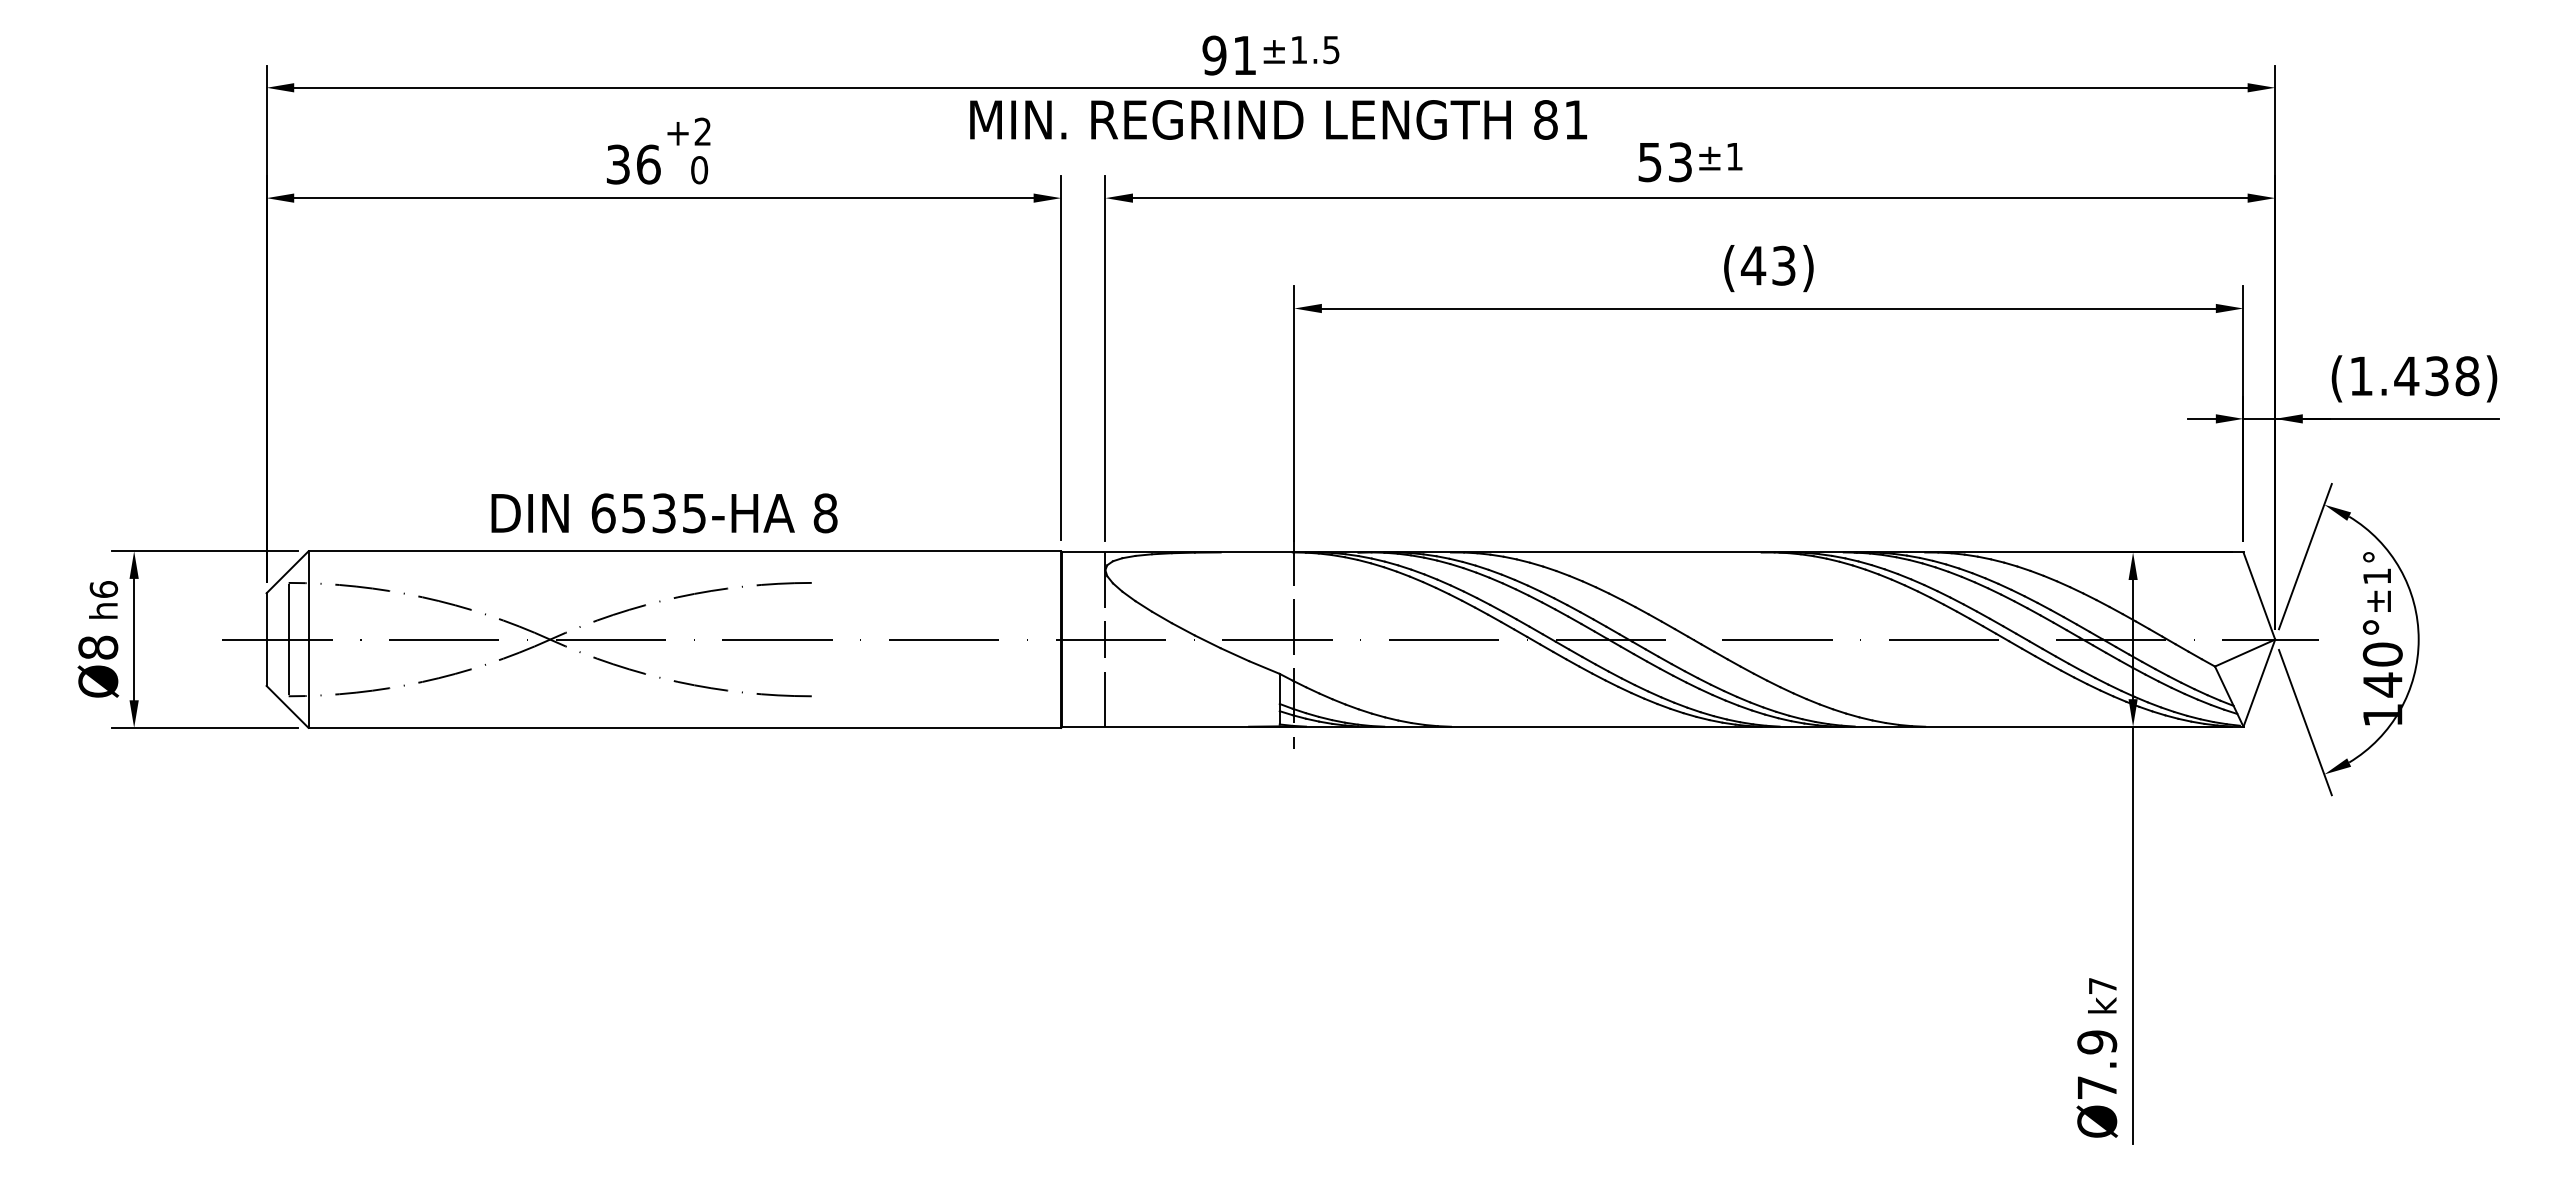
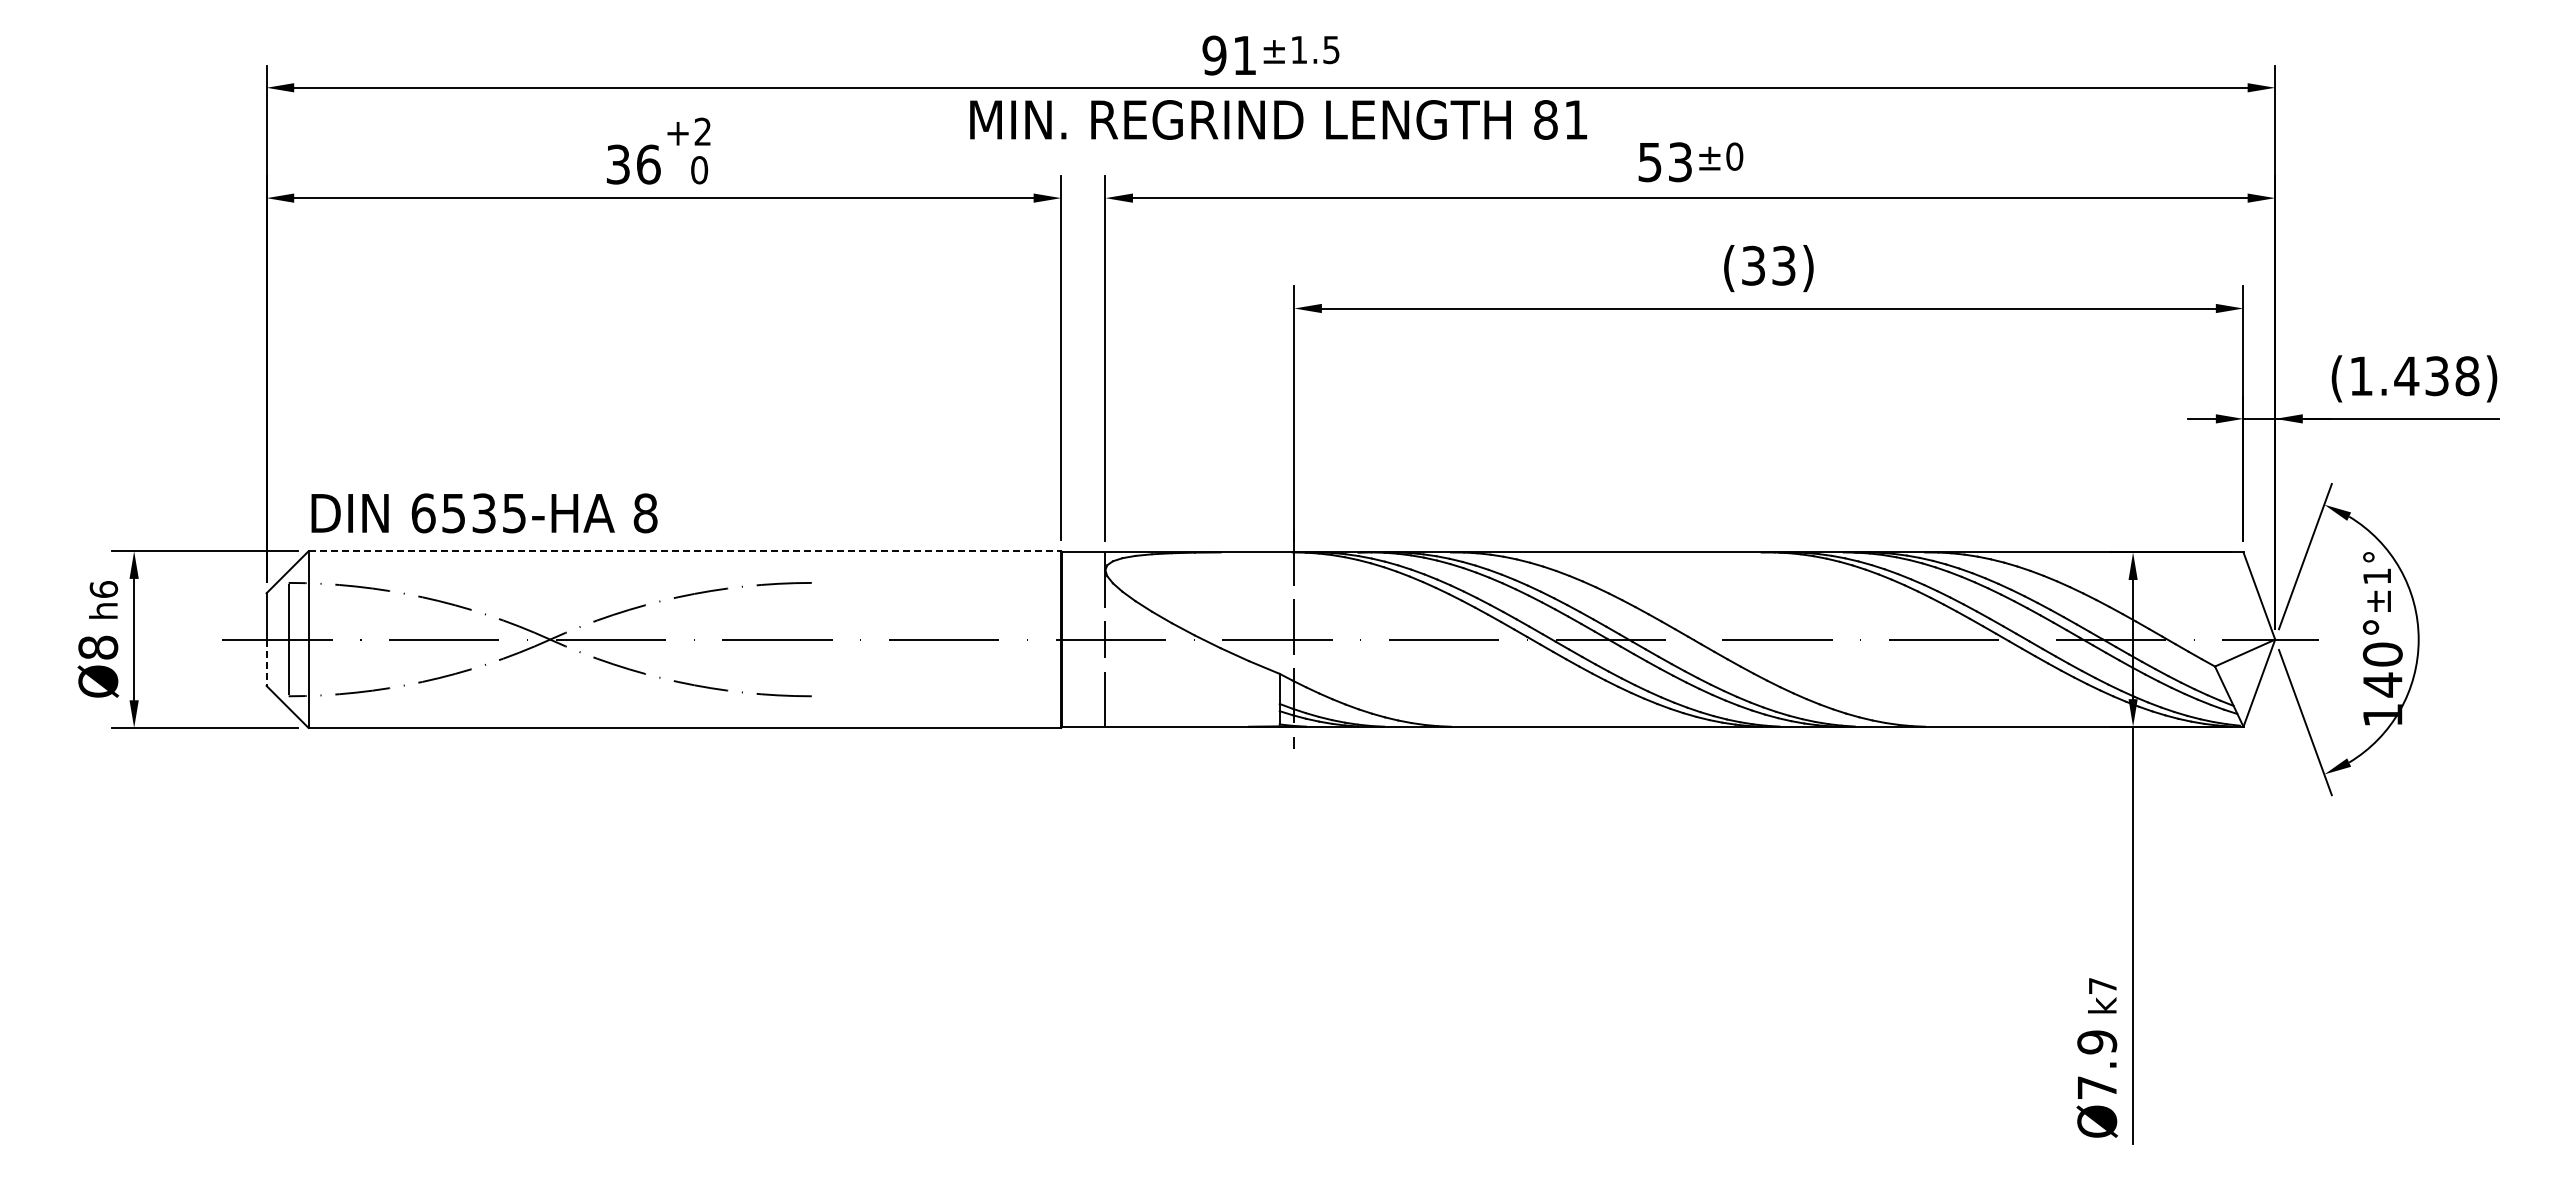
text: ±1 -> ±0 (1734, 156)
text: (43) -> (33) (1753, 265)
text position: (664, 513) -> (484, 513) (484, 513)
line: solid -> dashed (685, 551)
line: solid -> dashed (266, 663)
